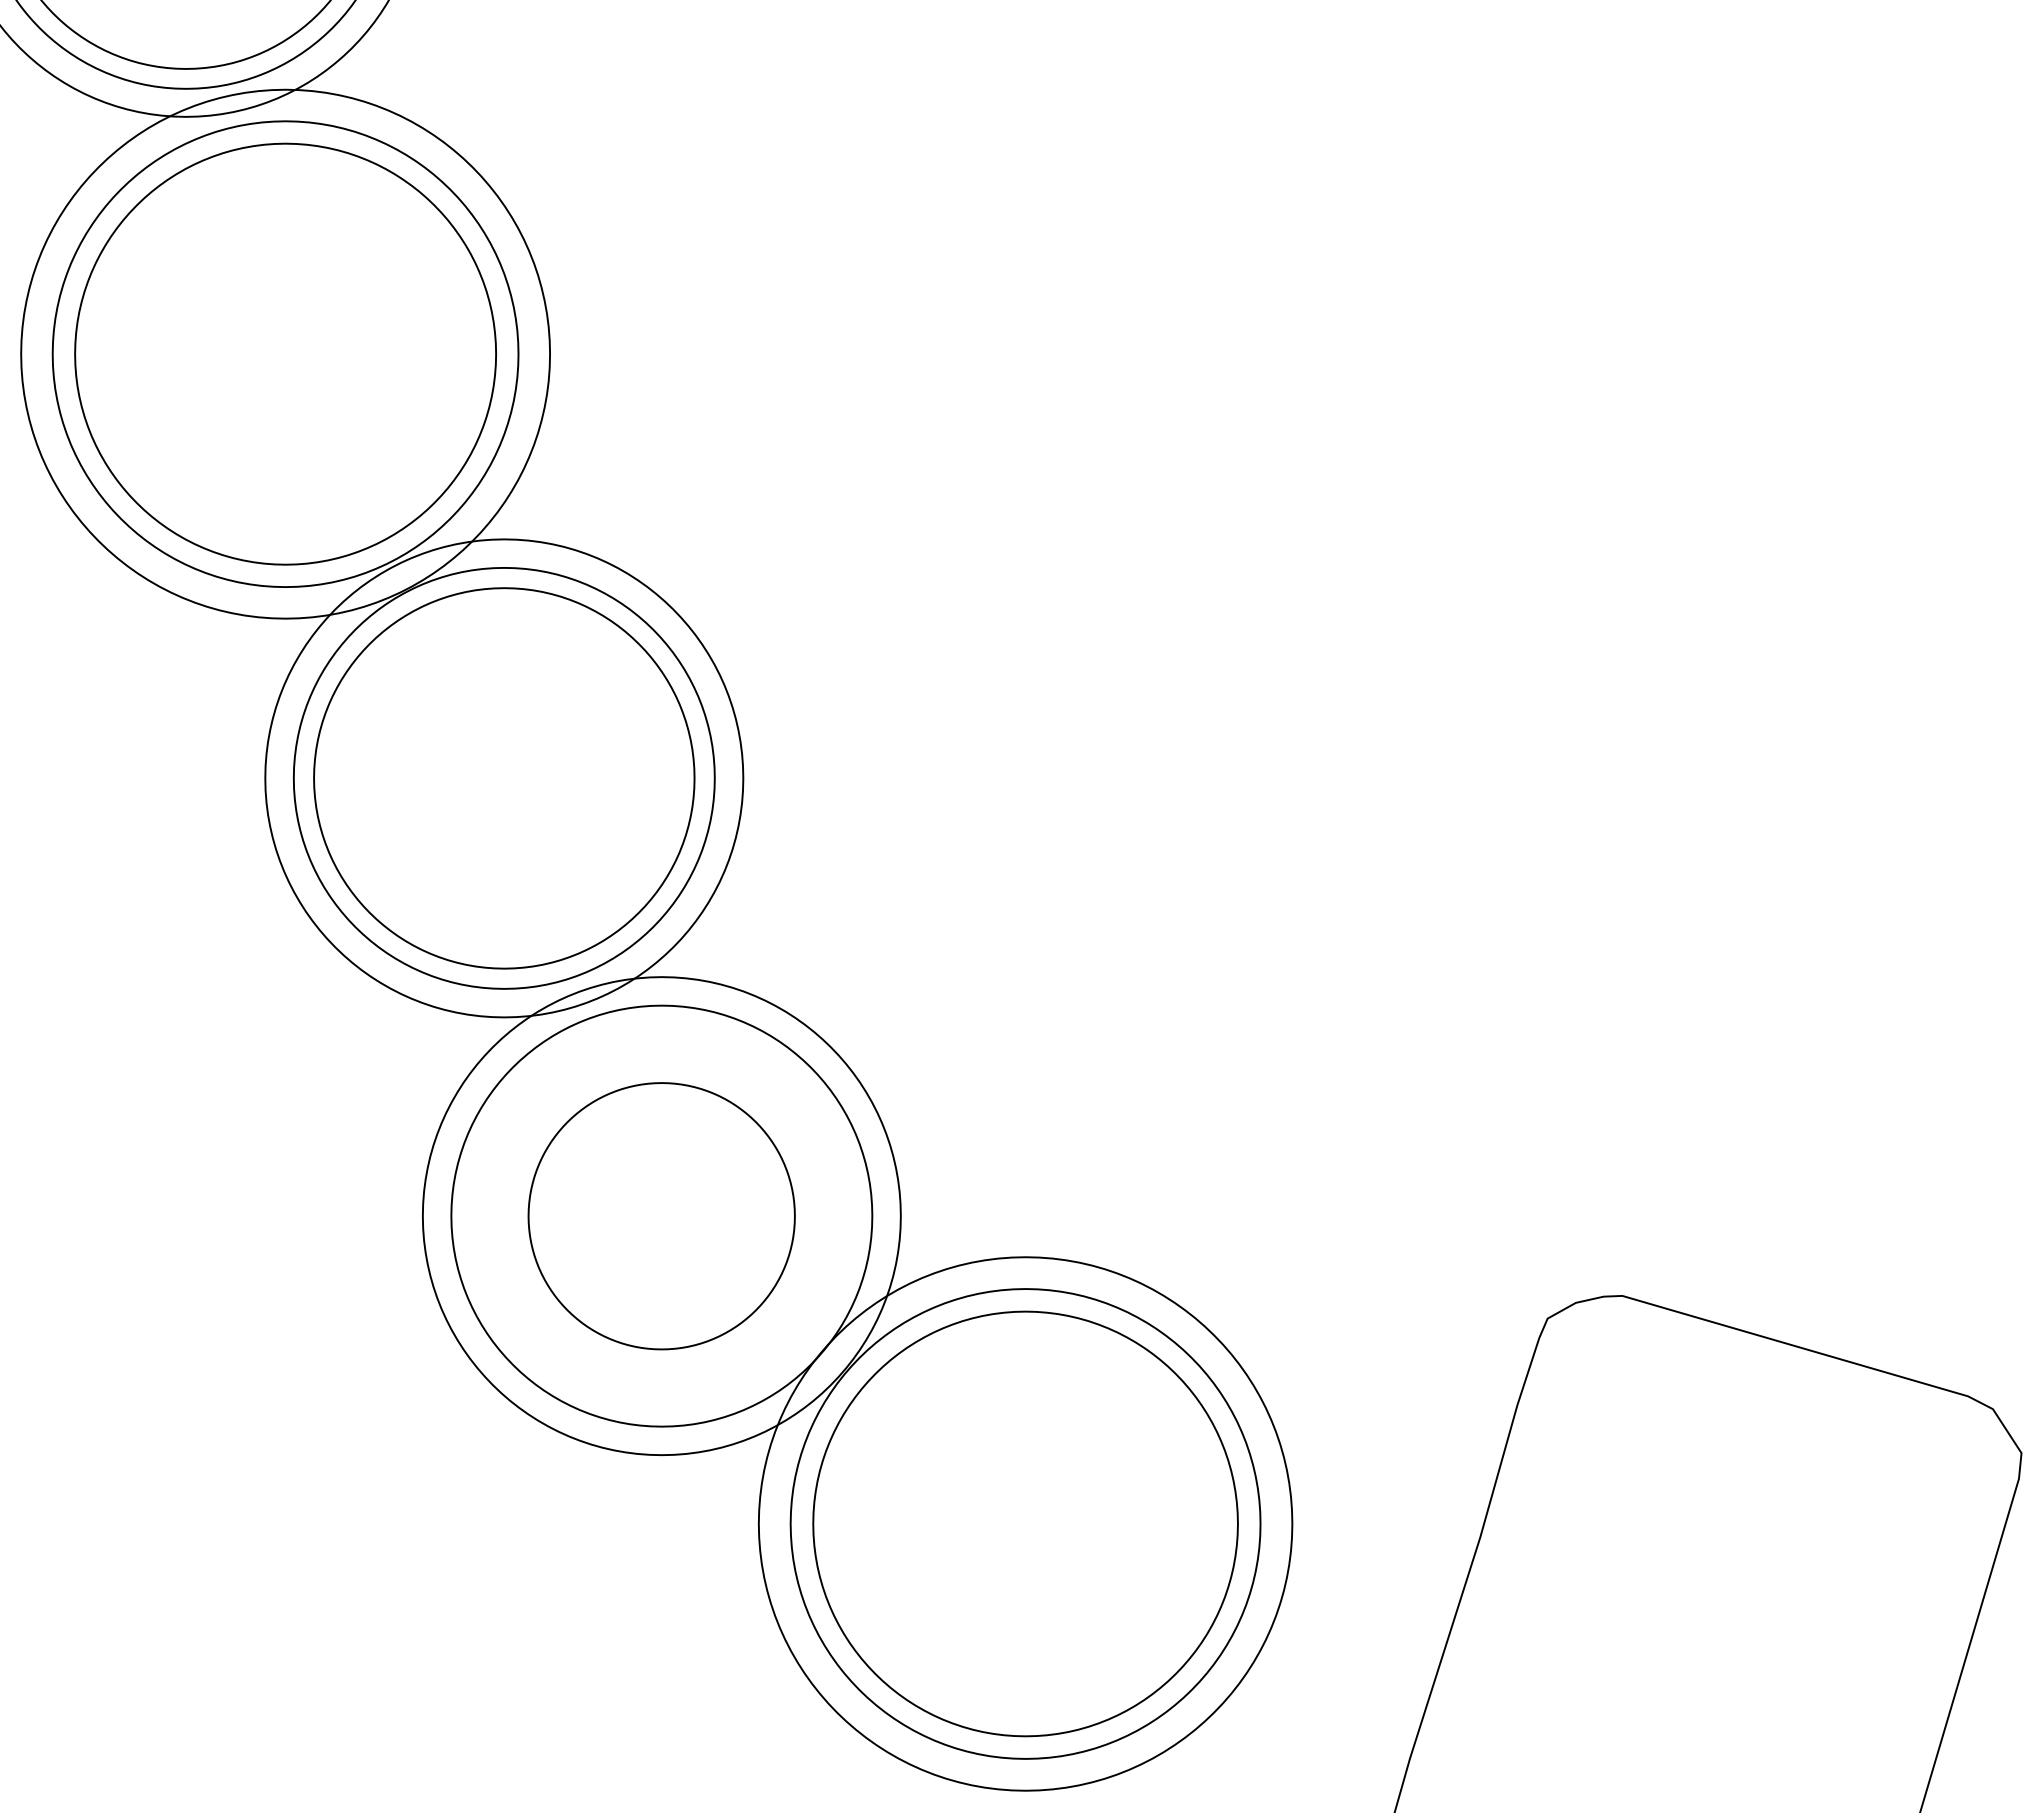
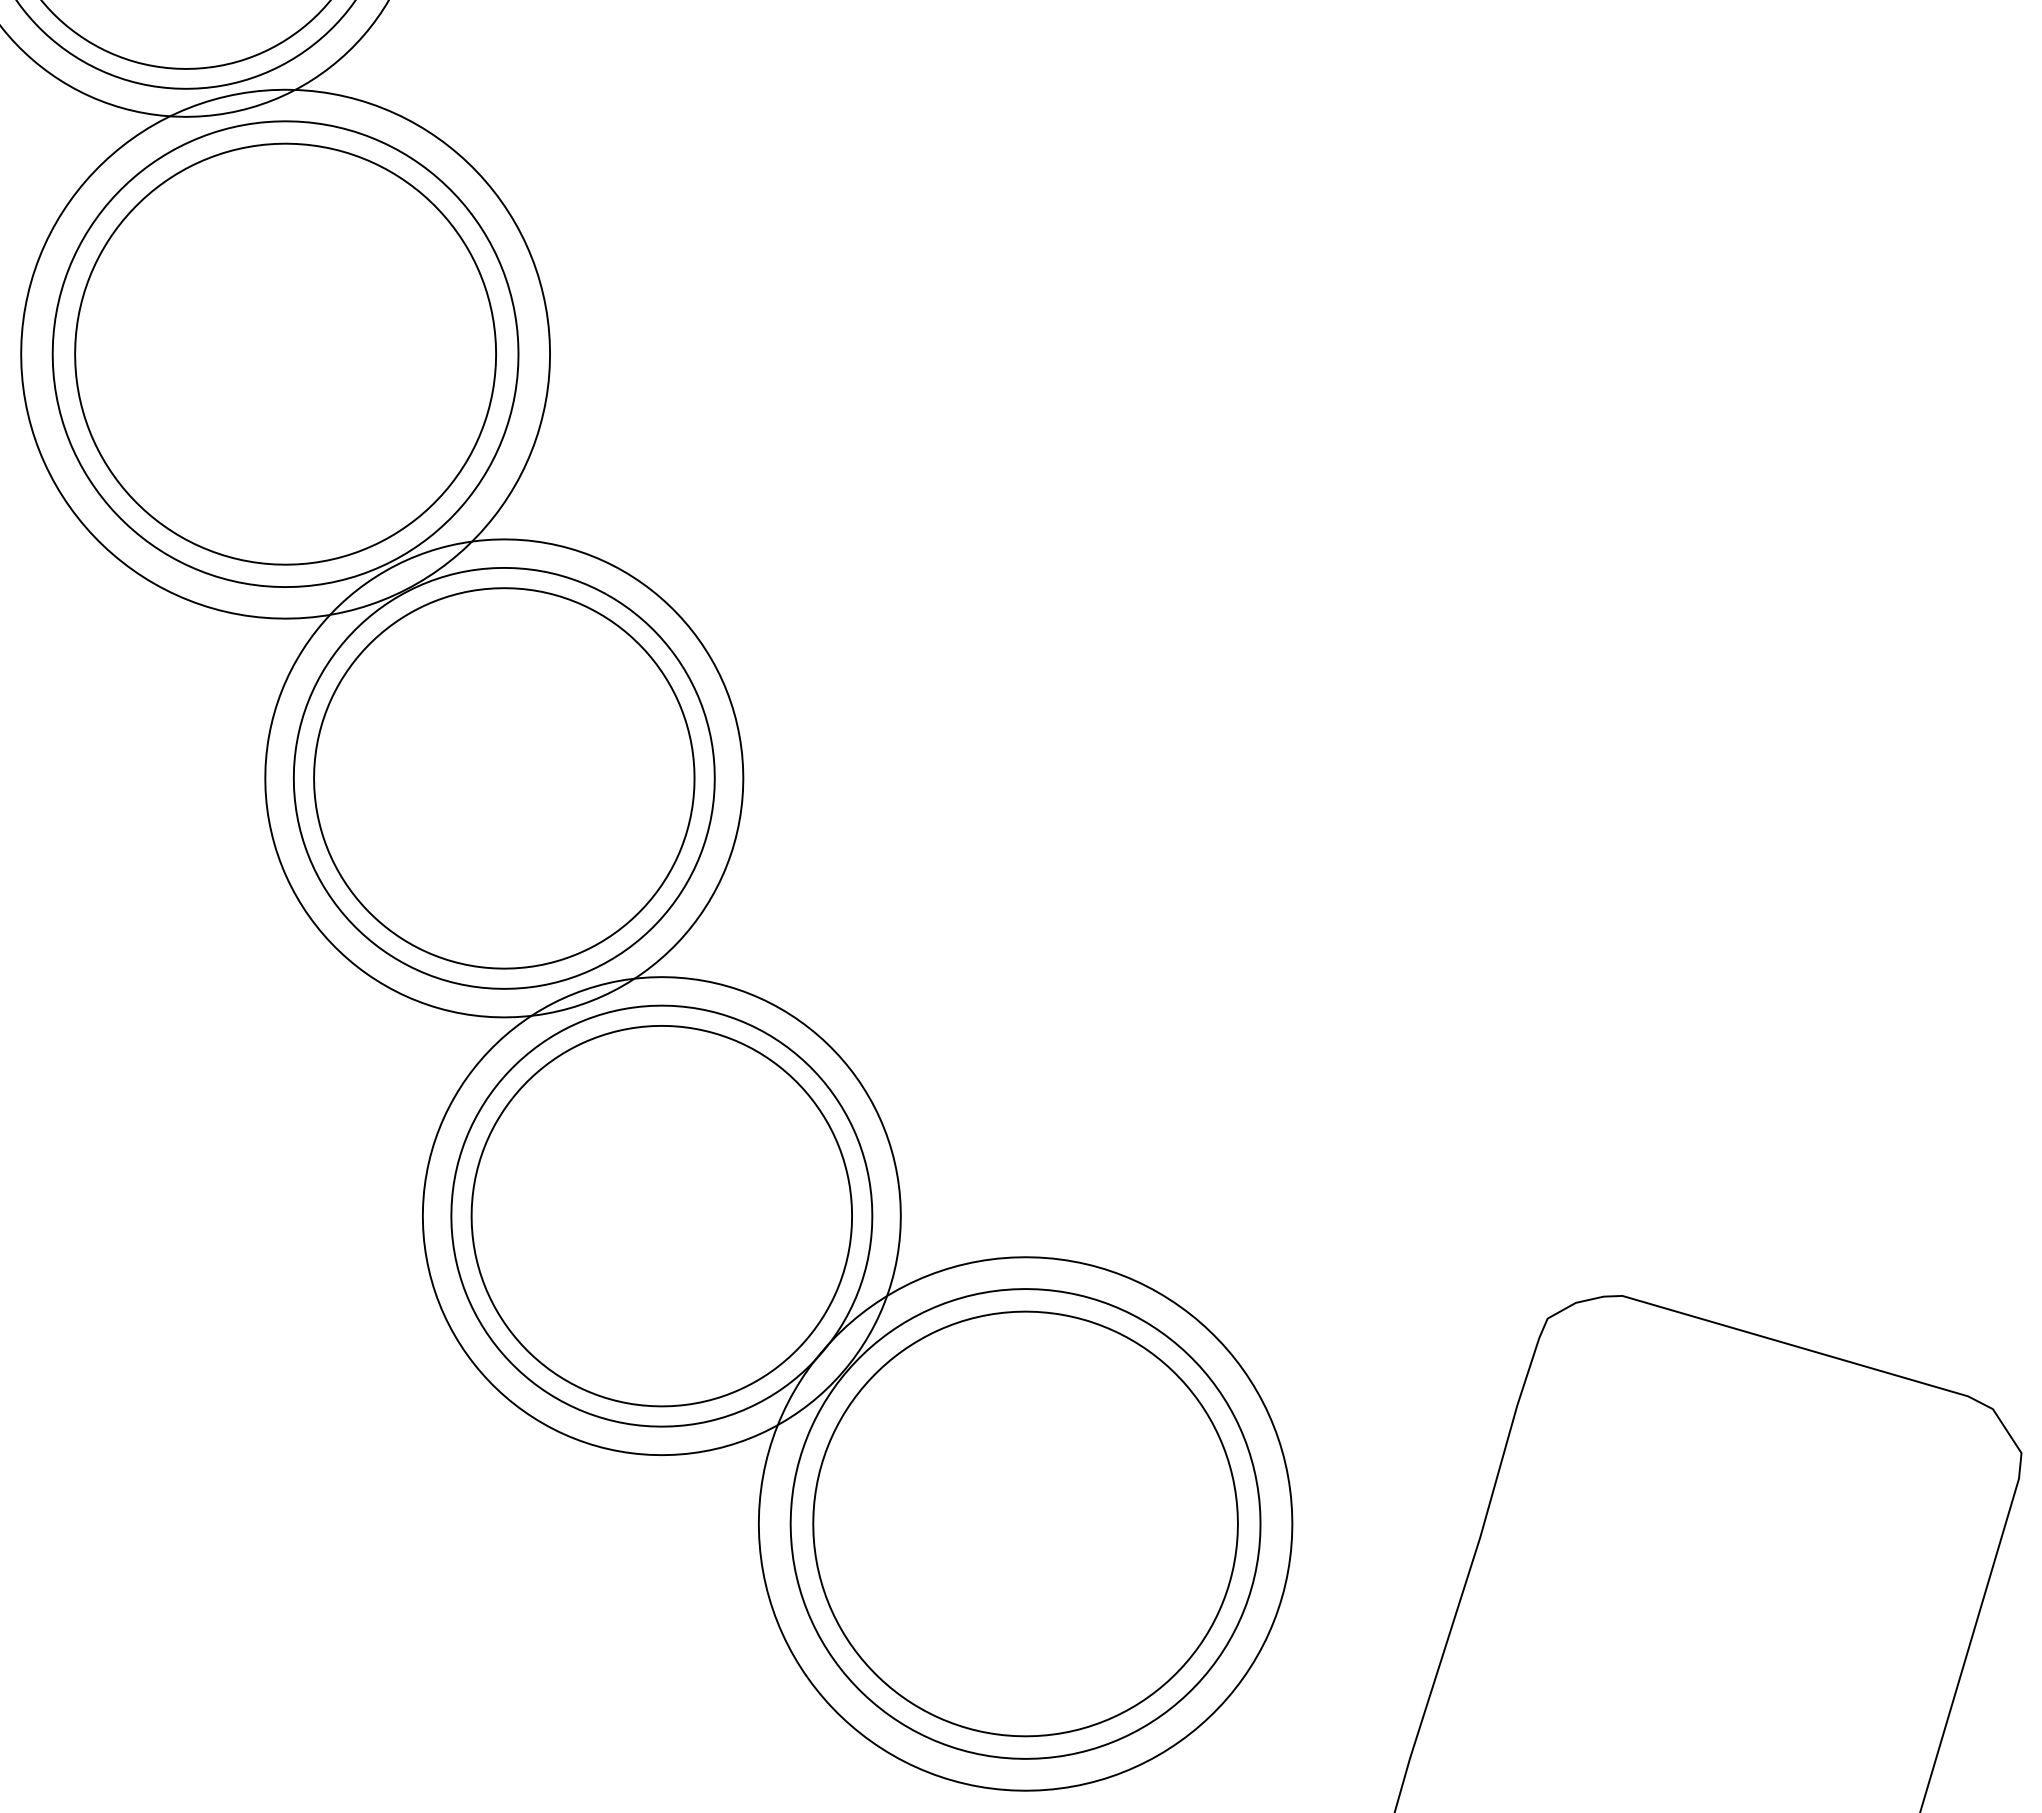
part size: 269x269 px -> 383x383 px (661, 1216)
